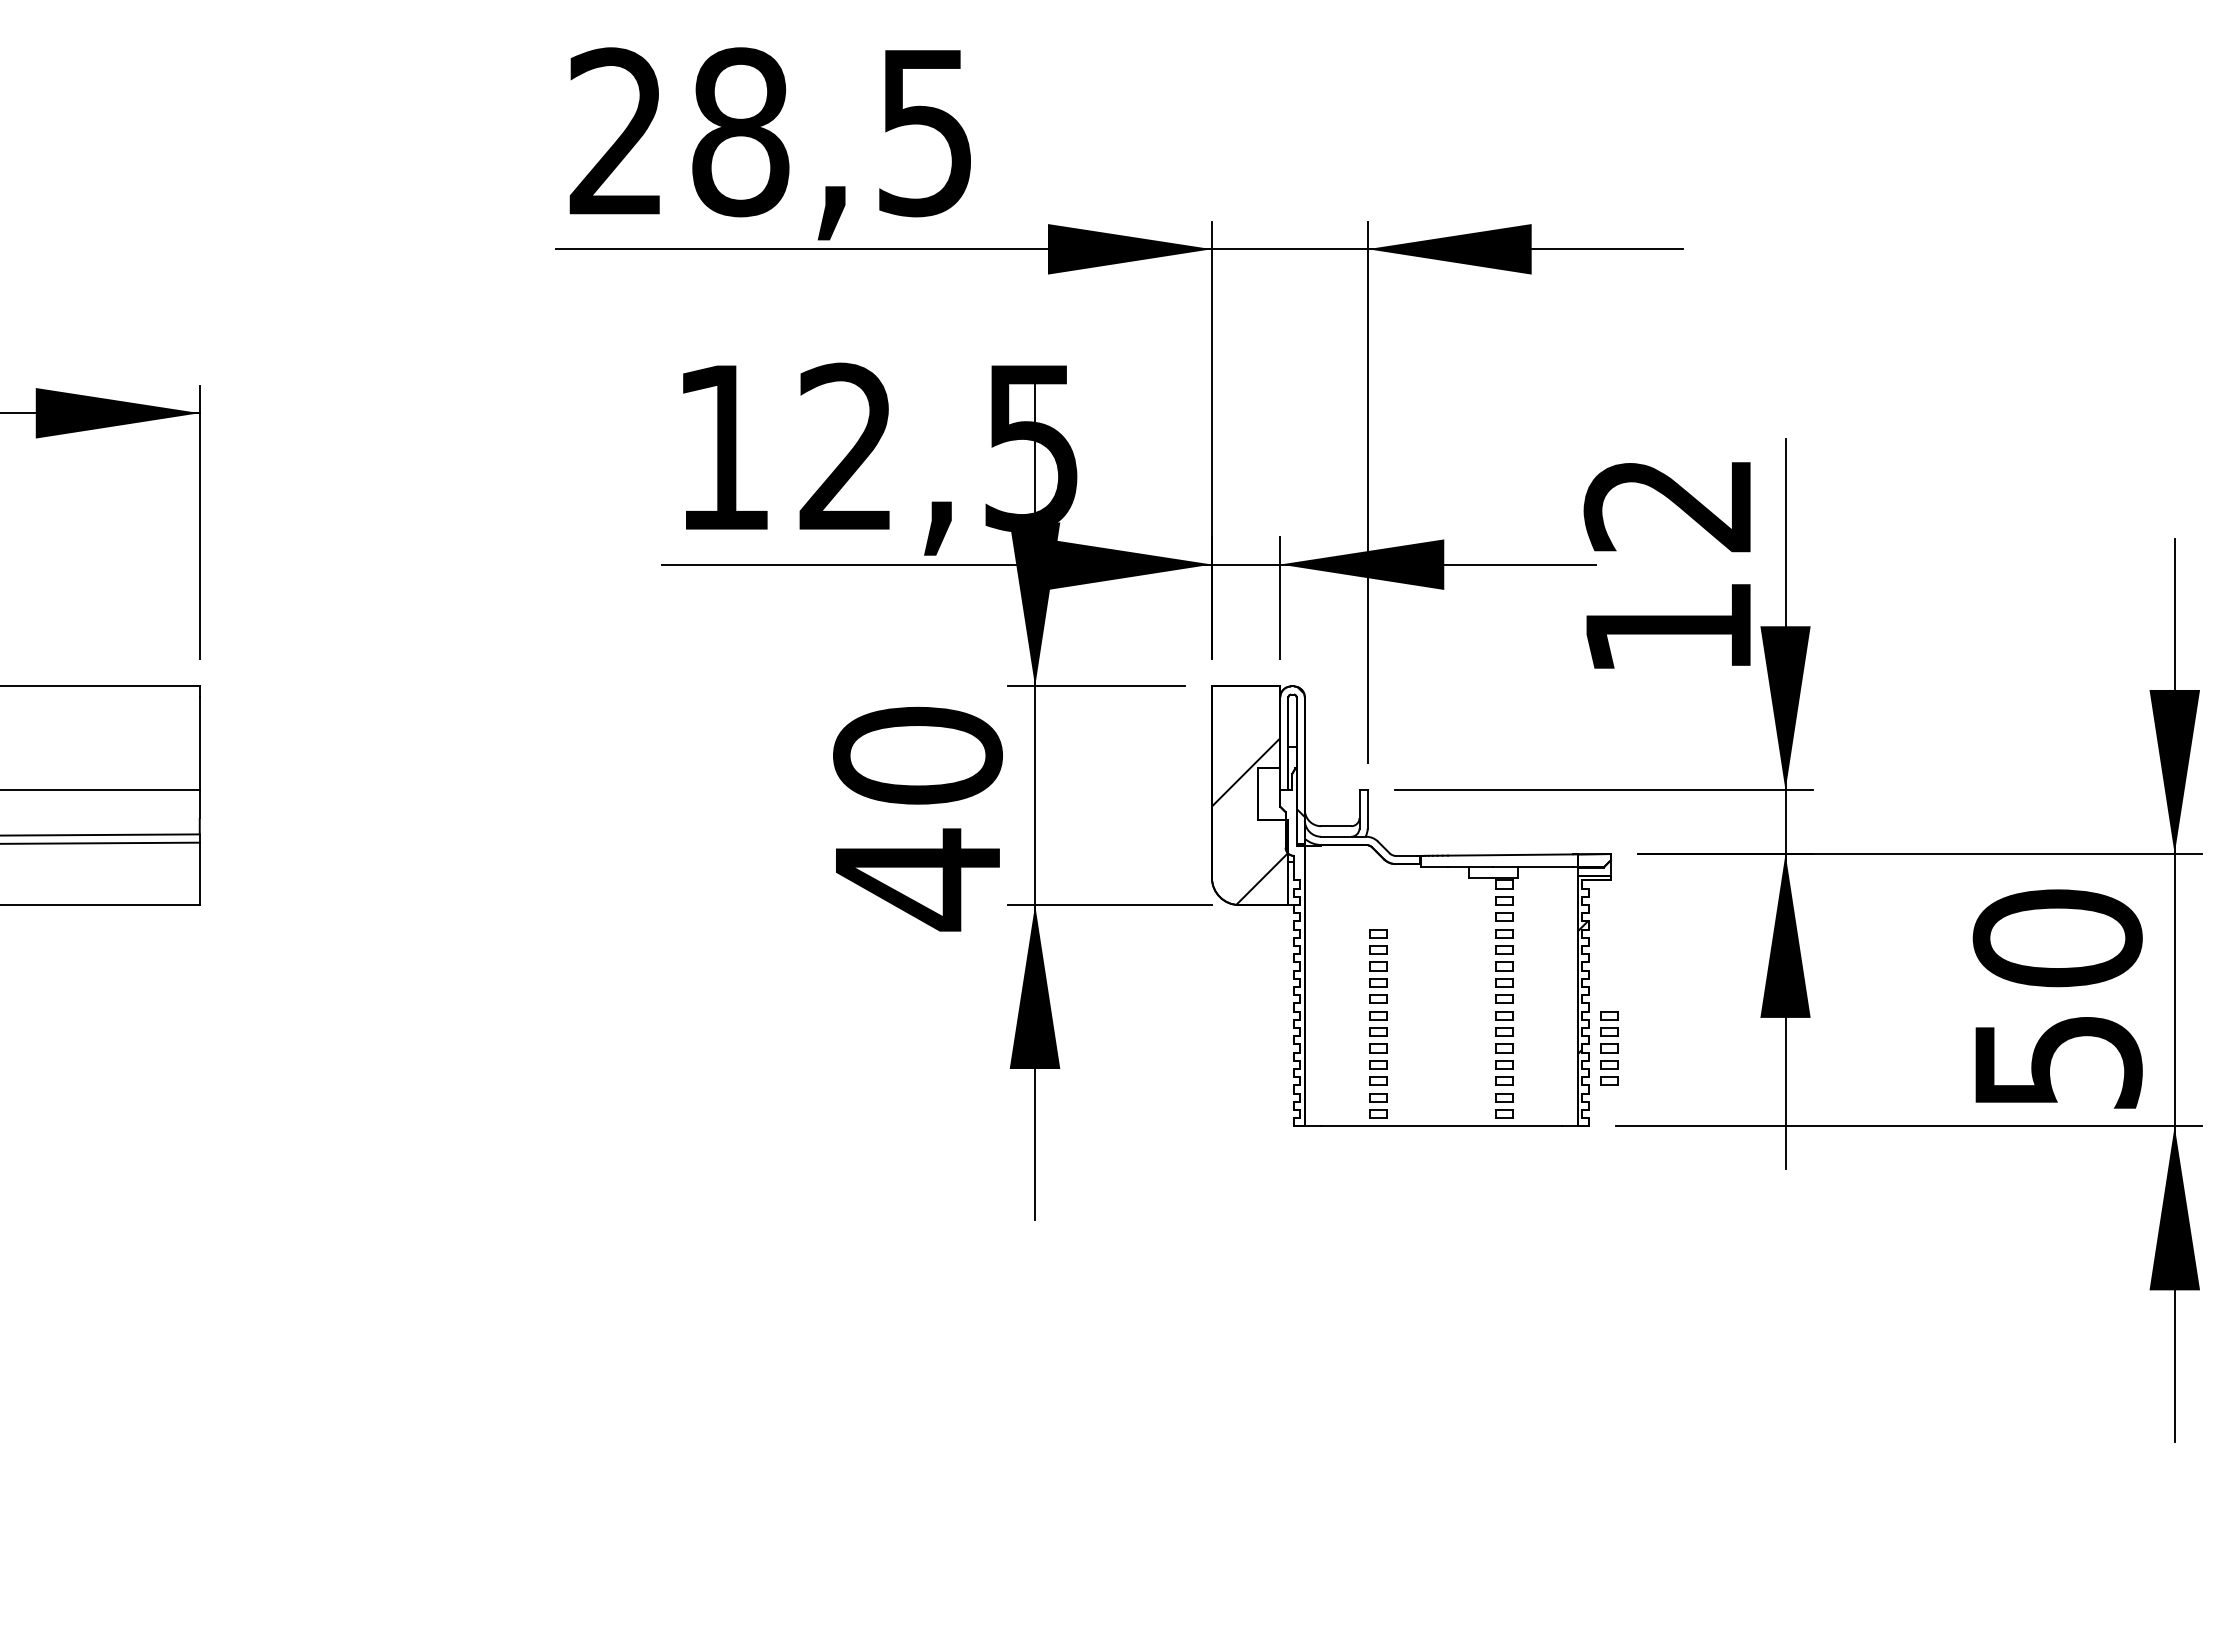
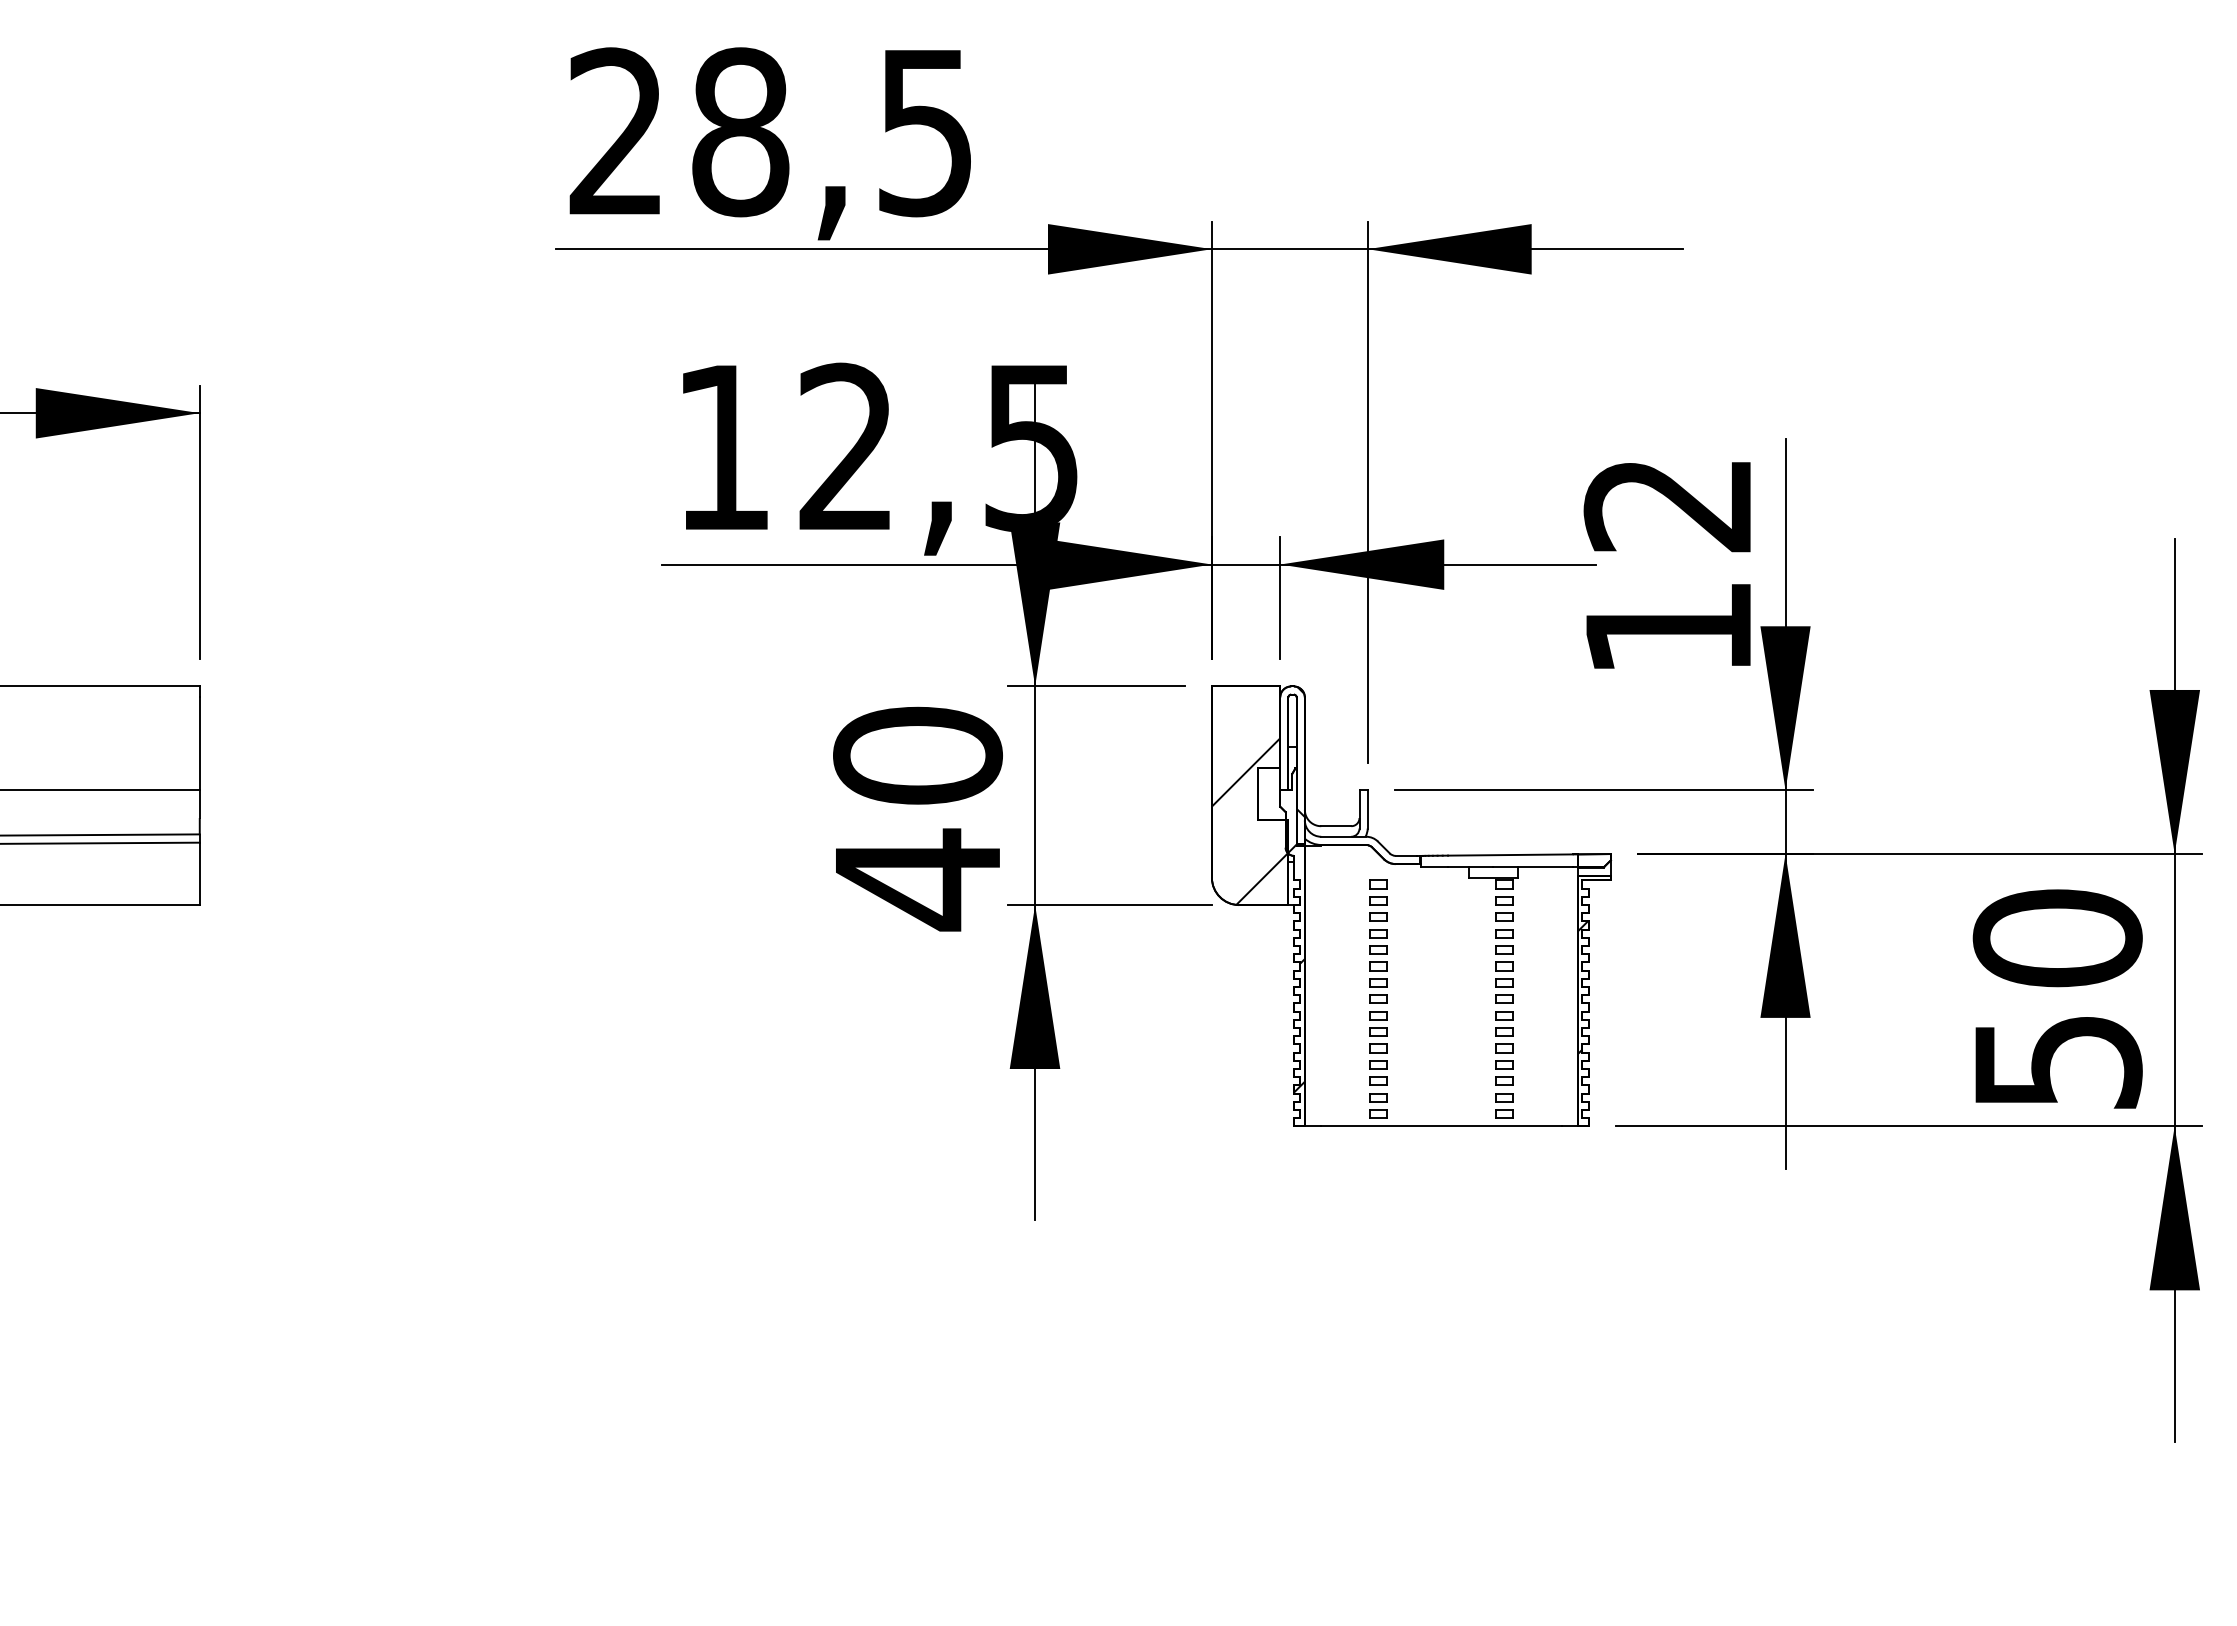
part: none -> present (1378, 900)
hatch: none -> present (1295, 968)
part: present -> none (1609, 1048)
